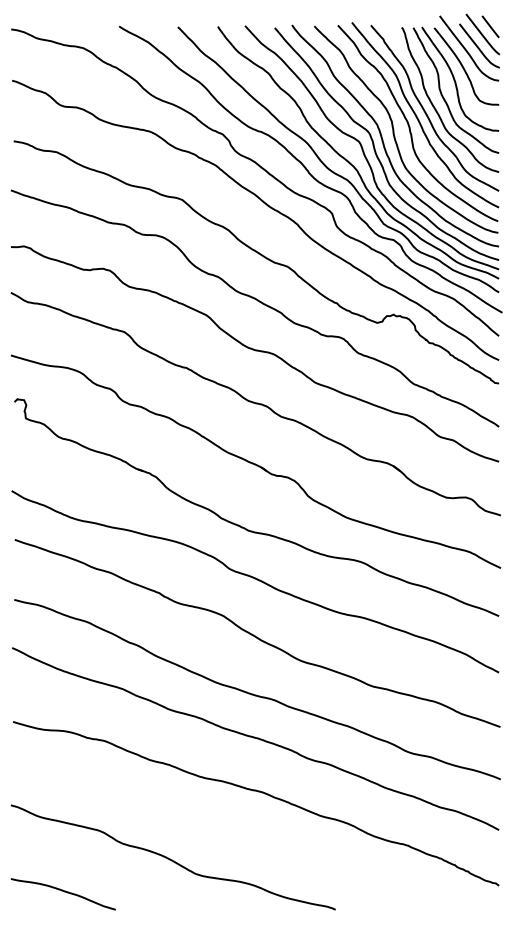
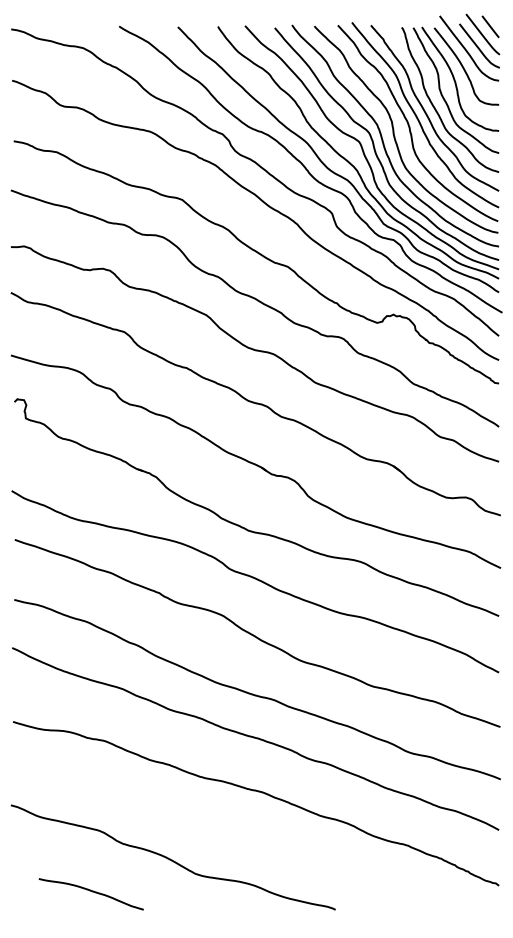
curve position: (64, 892) -> (92, 892) (92, 892)
